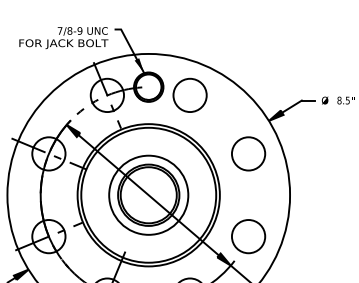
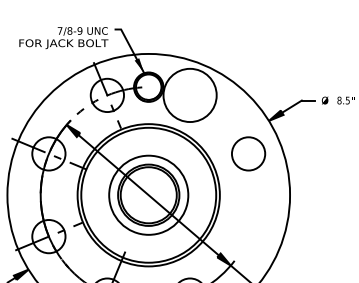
circle diameter: 33 px -> 53 px (189, 95)
circle: present -> none (248, 236)
